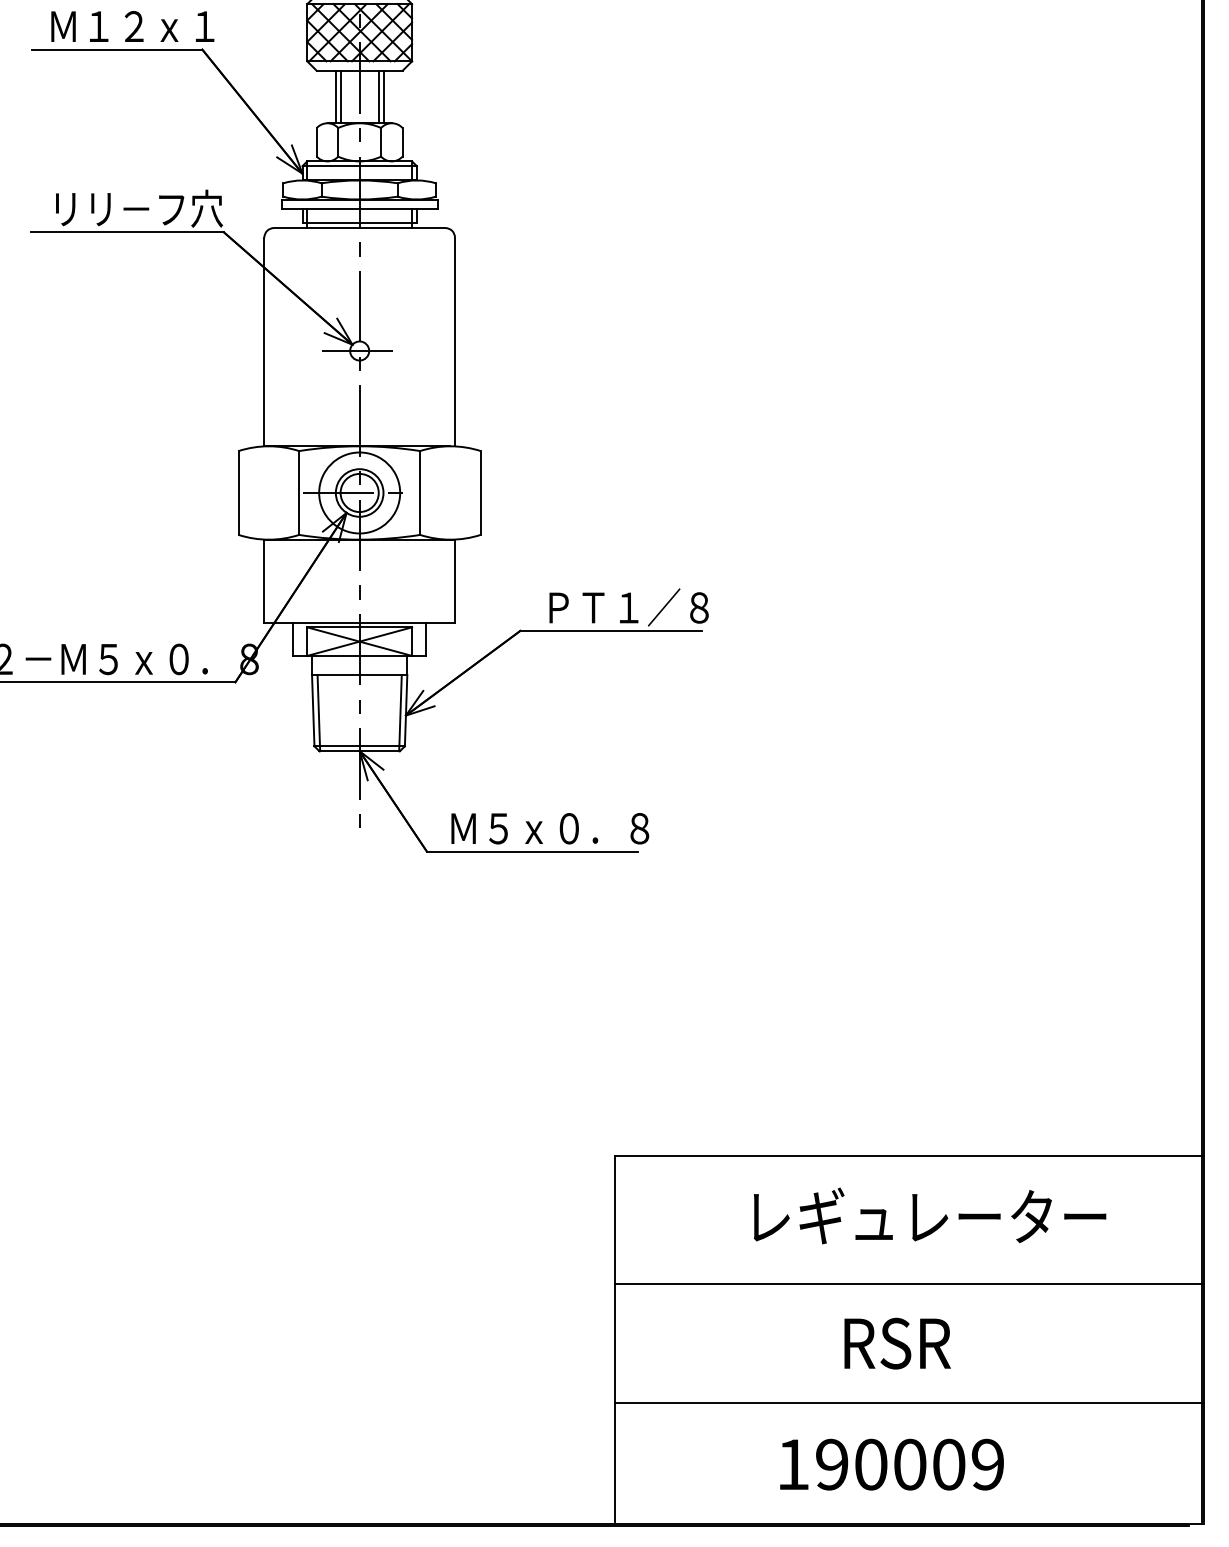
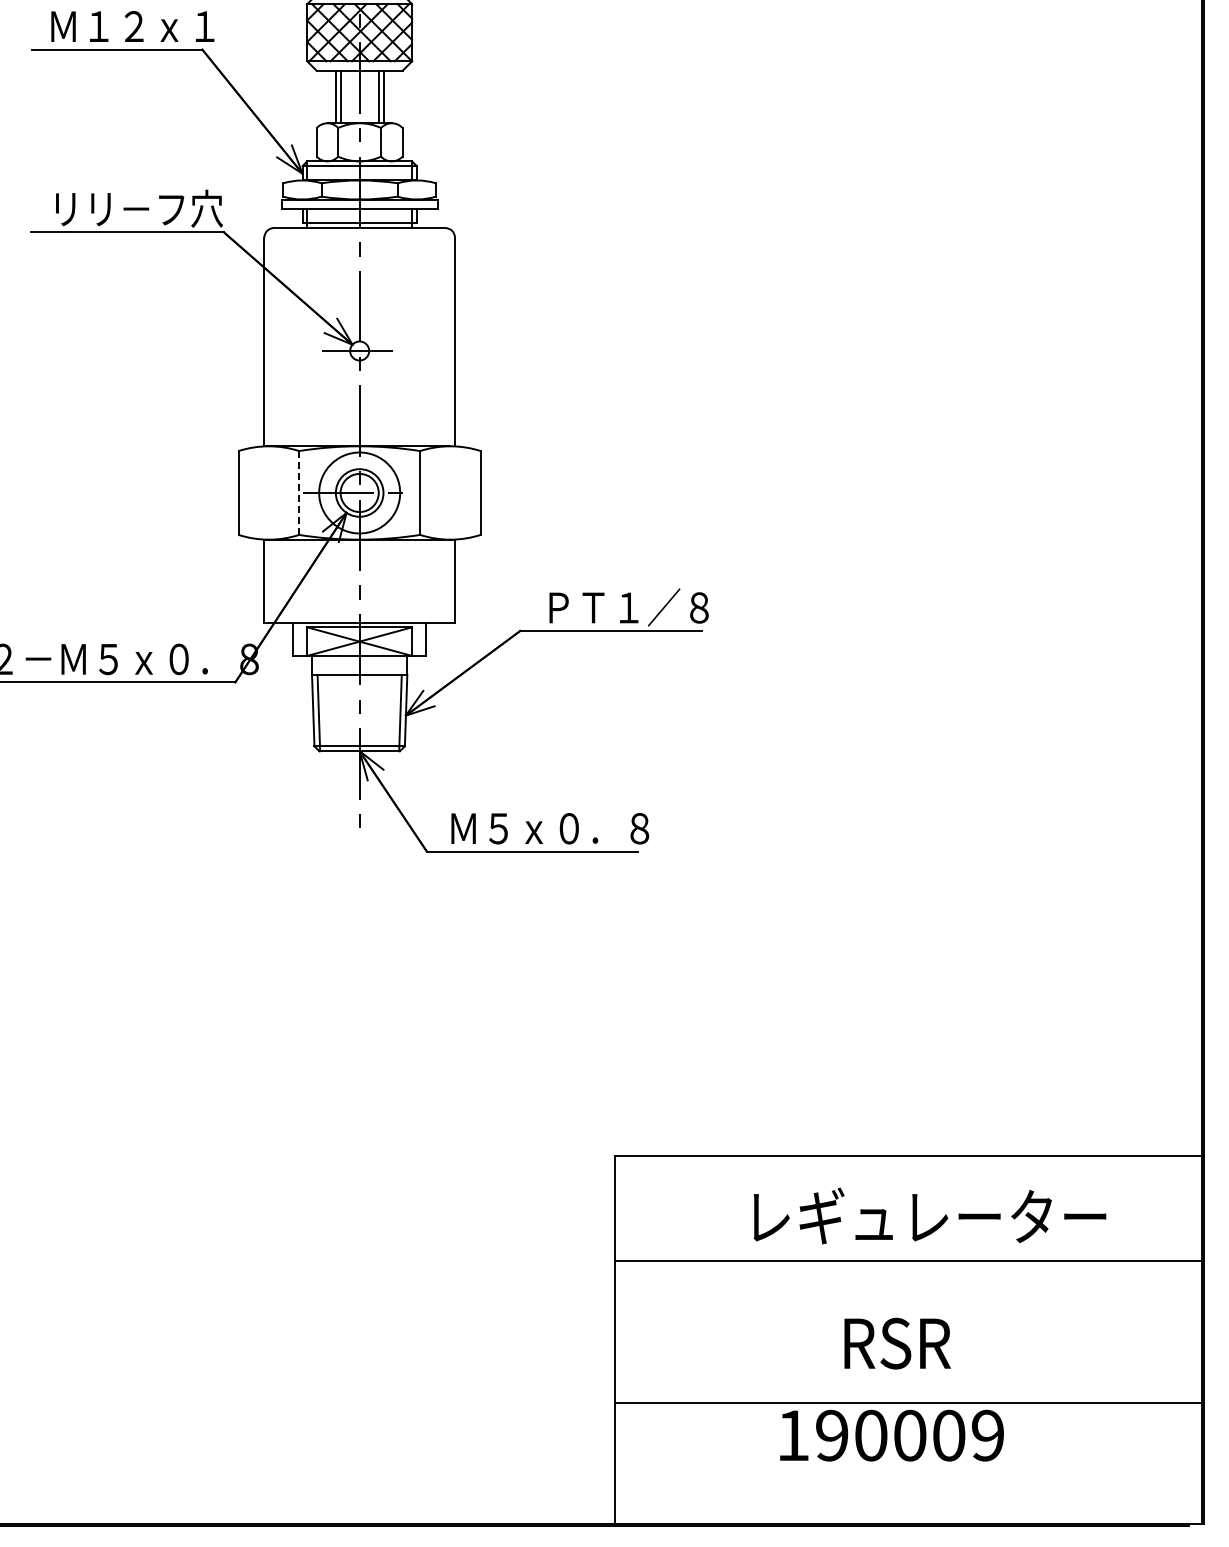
line: solid -> dashed (299, 493)
line position: (908, 1284) -> (908, 1261) (908, 1261)
text position: (891, 1464) -> (891, 1435) (891, 1435)
